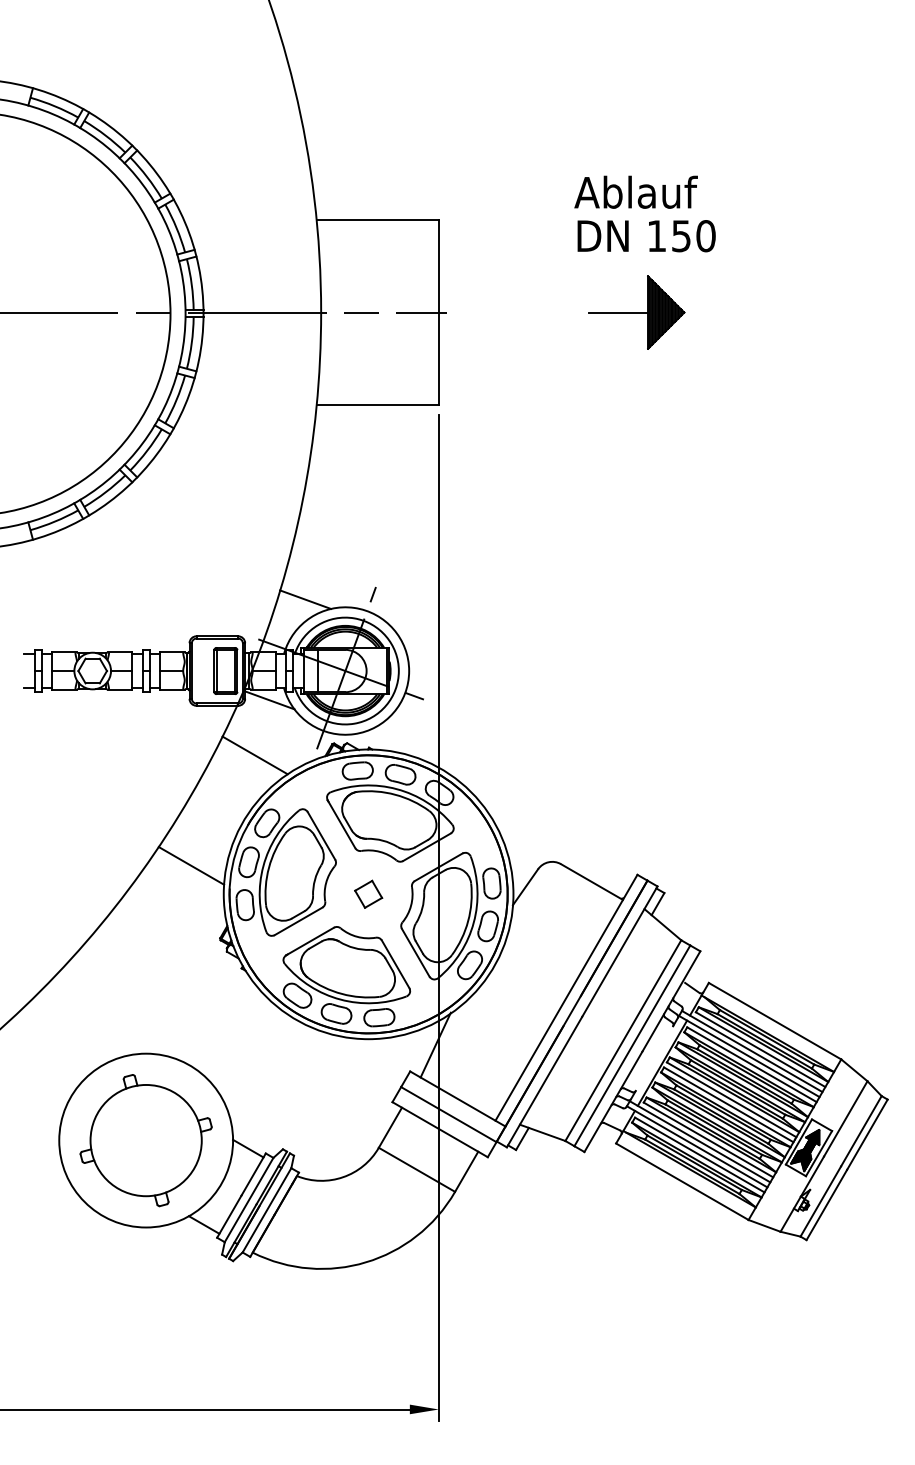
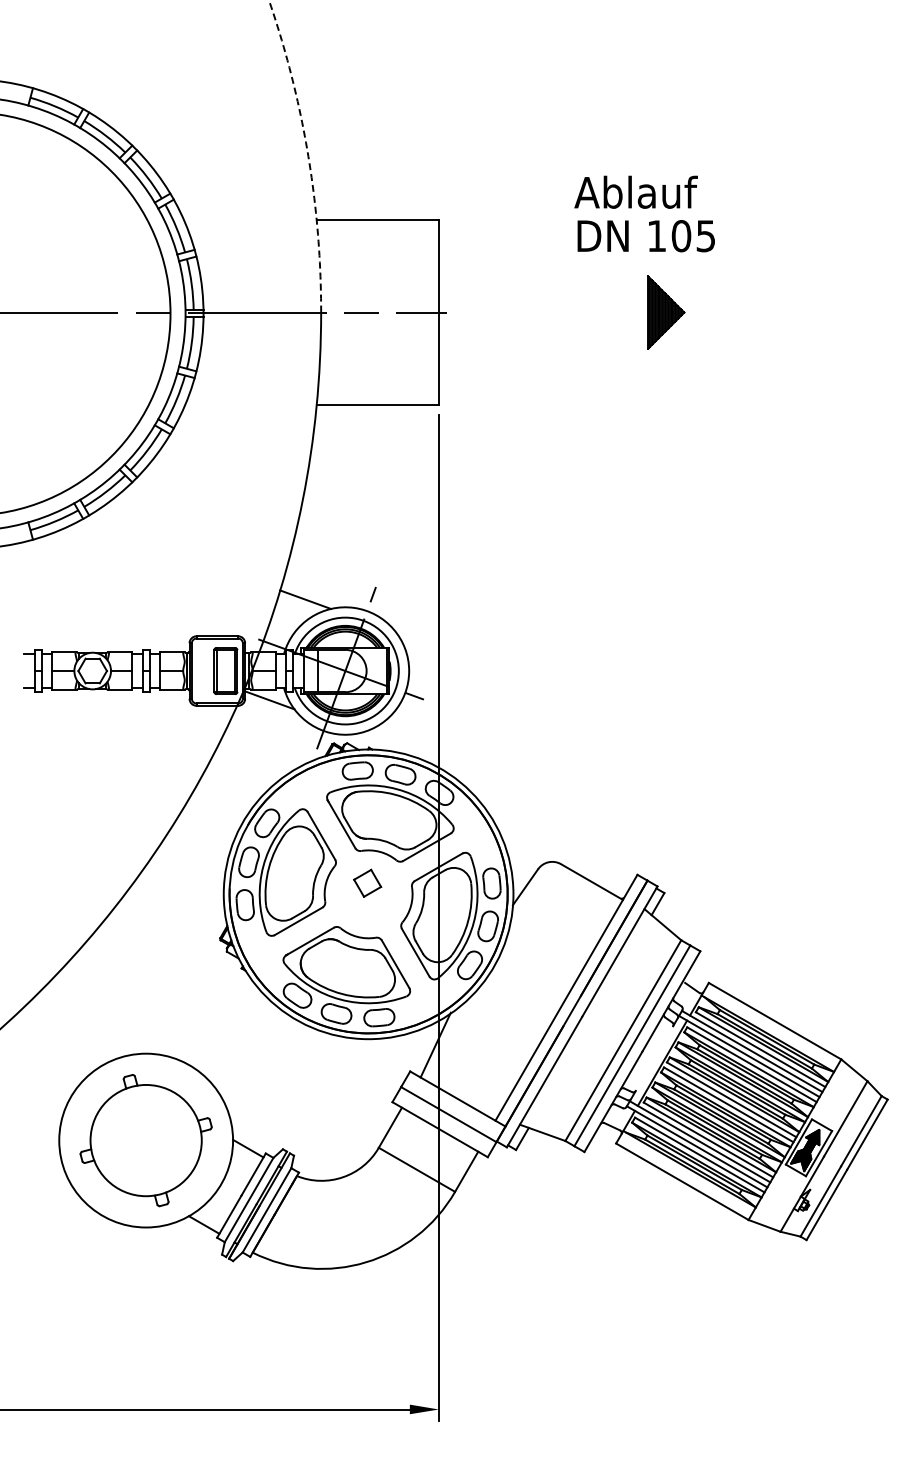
arc: solid -> dashed (307, 152)
text: 150 -> 105 (693, 236)
line: present -> none (618, 312)
line: present -> none (254, 755)
line: present -> none (191, 865)
part position: (368, 893) -> (367, 882) (367, 882)
